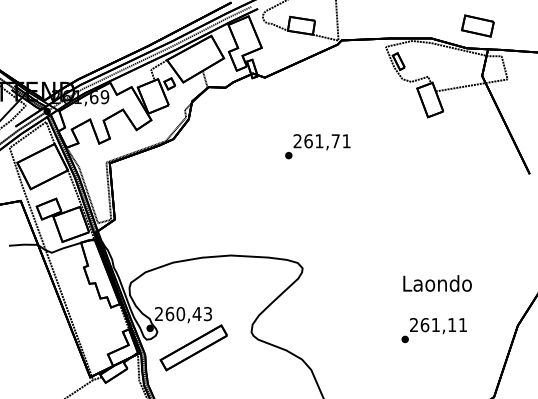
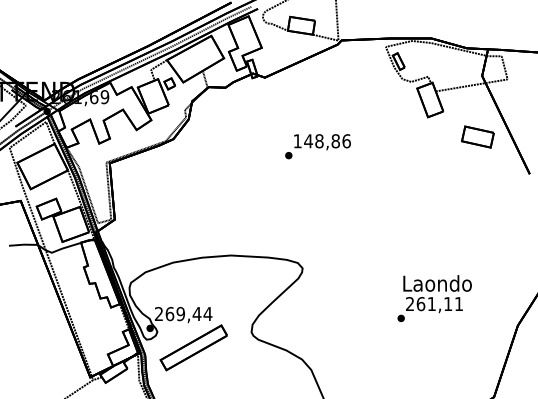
part position: (477, 25) -> (477, 136) (477, 136)
text: 261,71 -> 148,86 (321, 141)
text: 260,43 -> 269,44 (194, 313)
text position: (433, 330) -> (429, 309) (429, 309)
